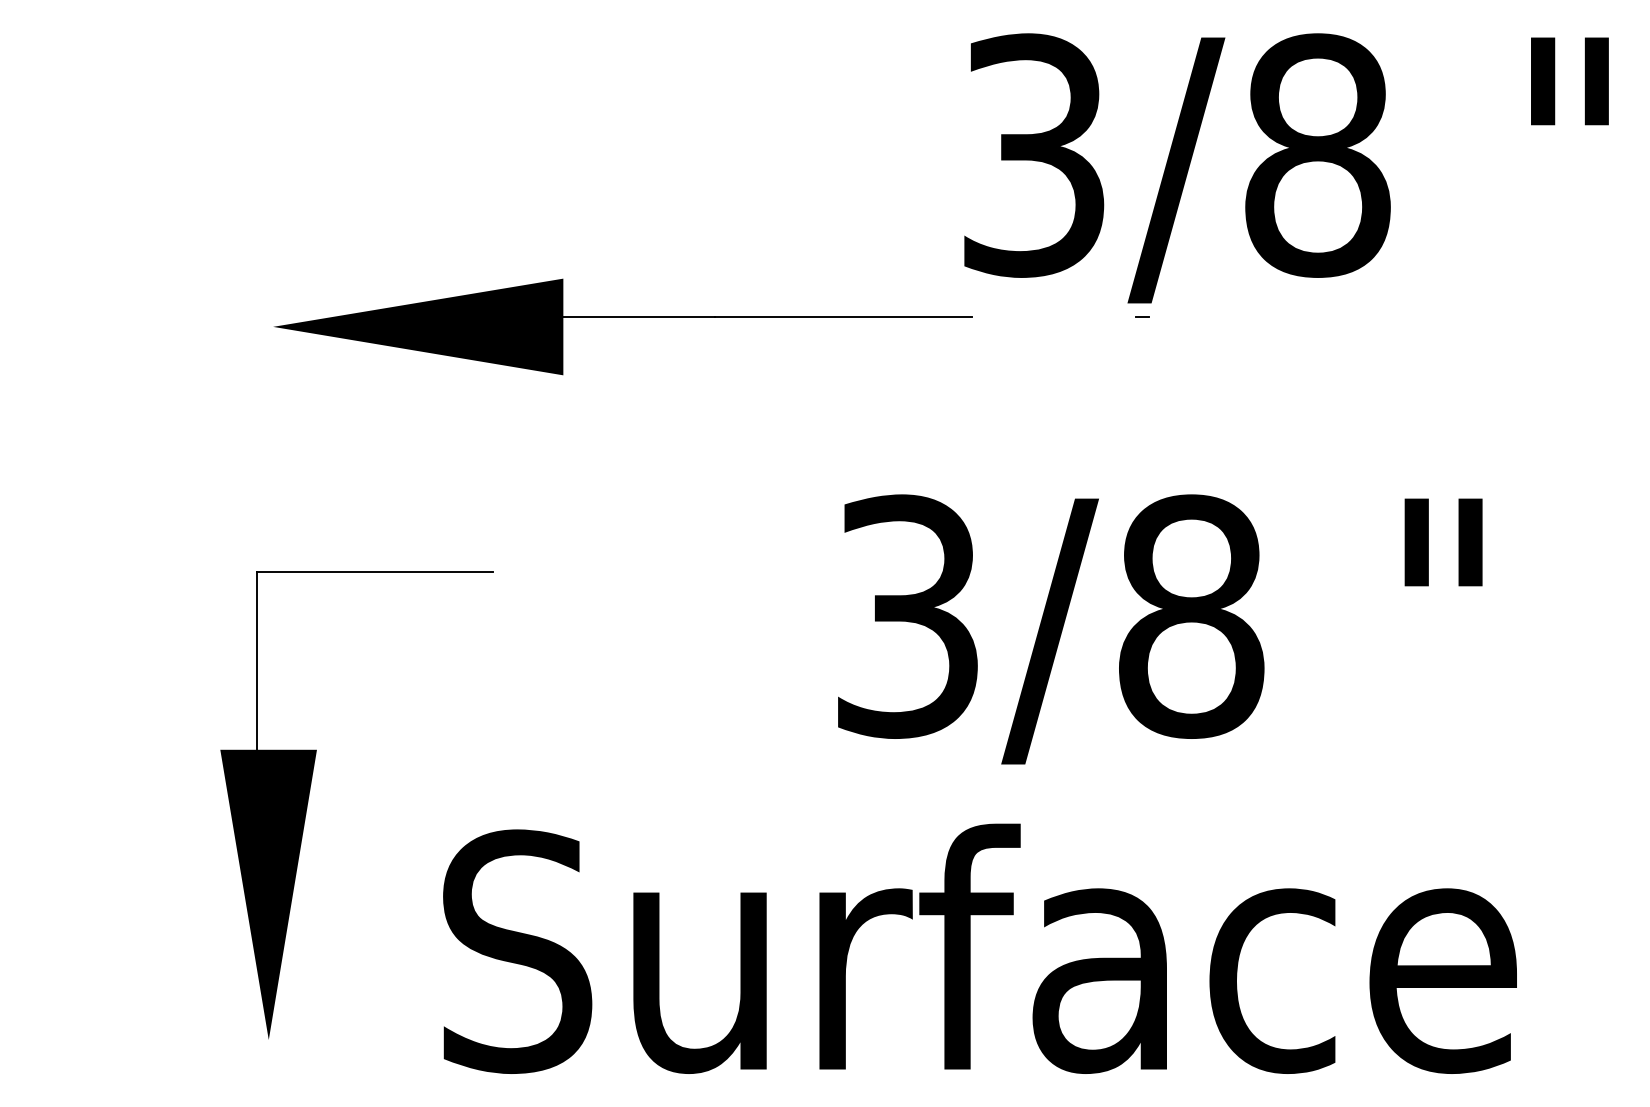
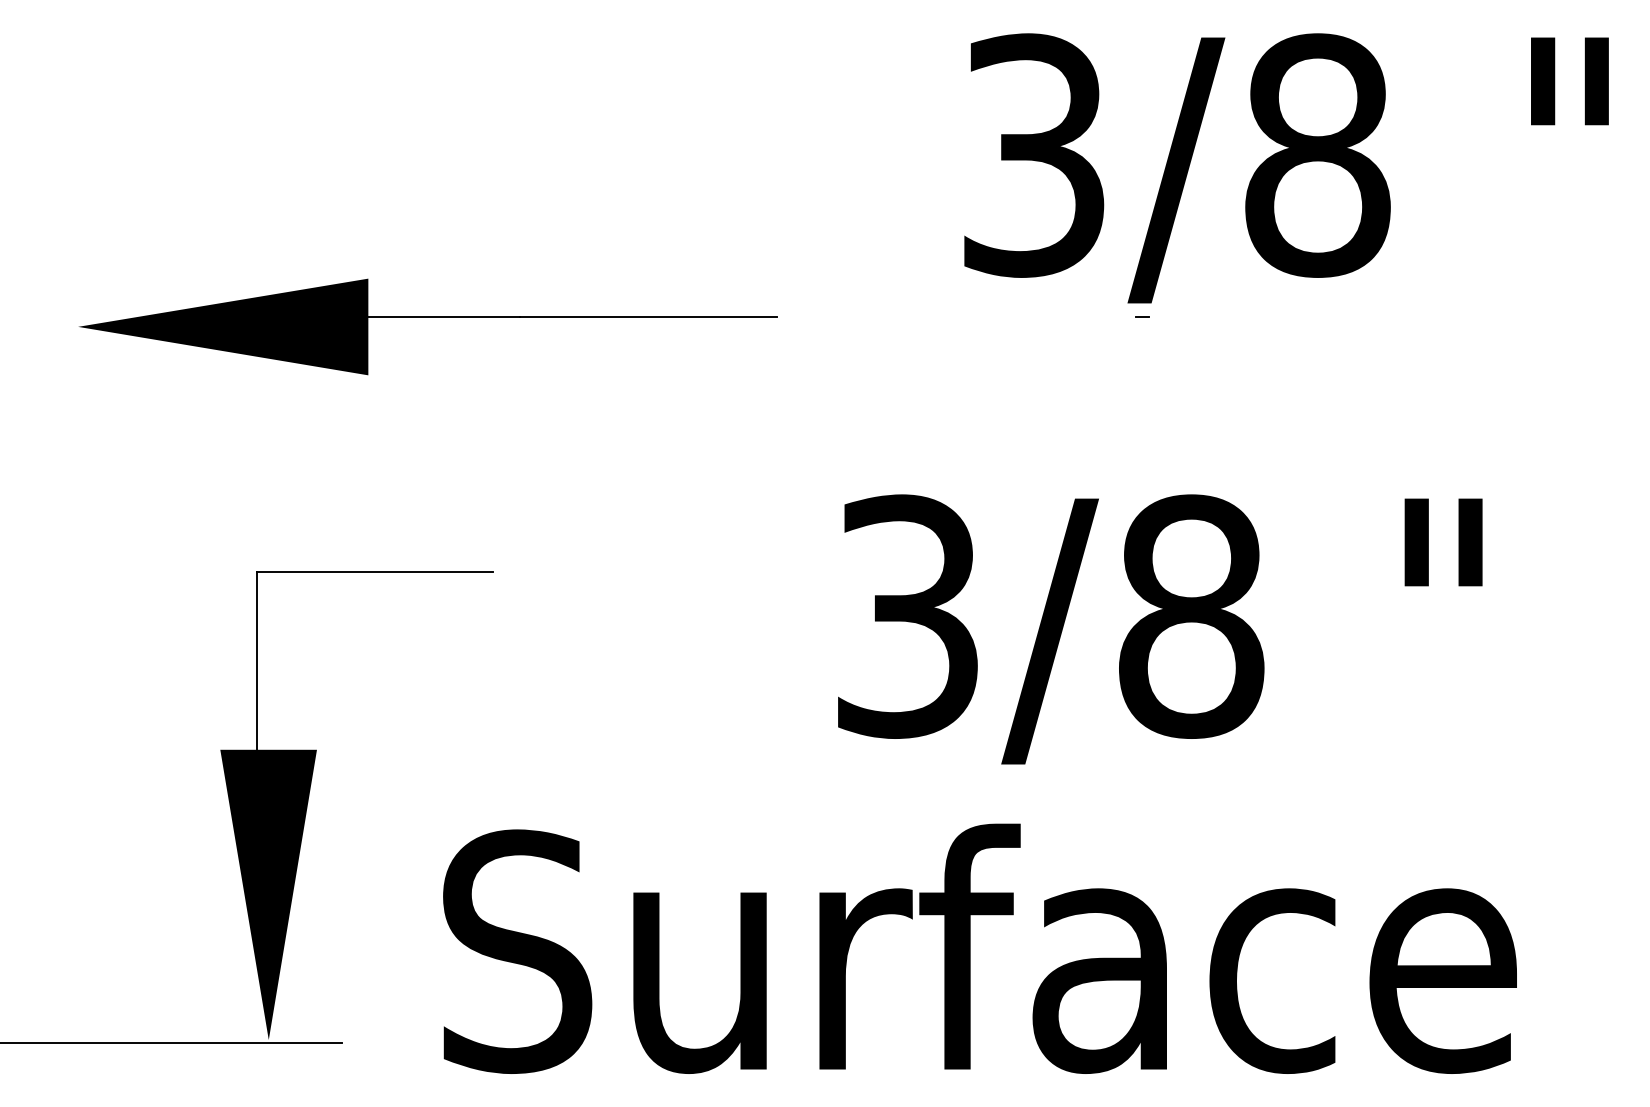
part position: (622, 317) -> (427, 317) (427, 317)
line: none -> present (171, 1043)
